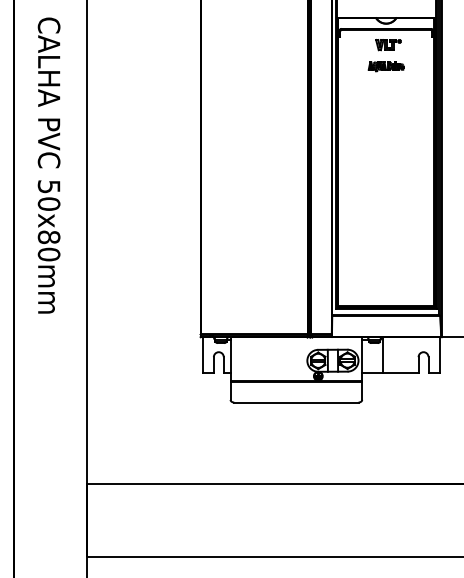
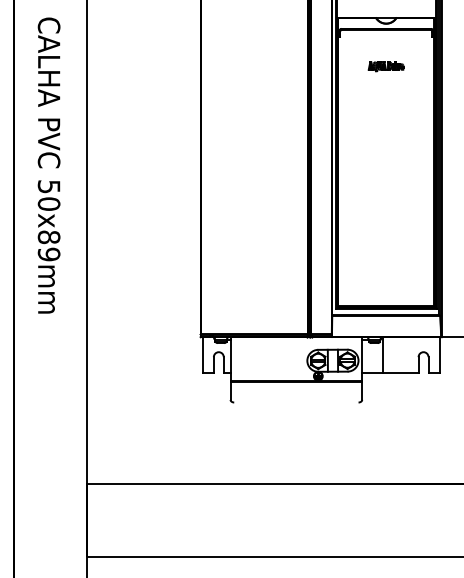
part: present -> none (388, 45)
text: 50x80mm -> 50x89mm (48, 254)
line: present -> none (296, 402)
